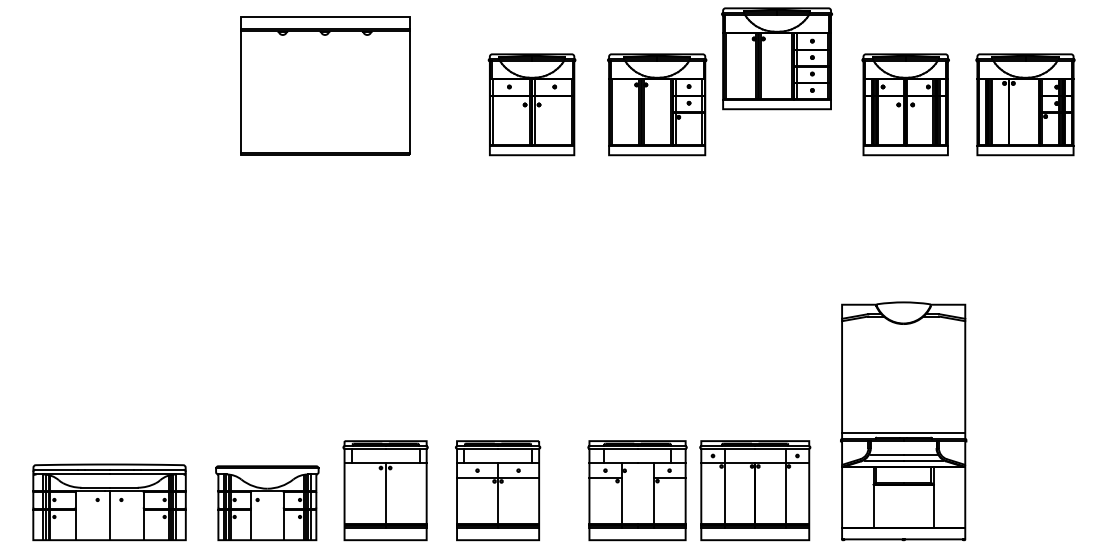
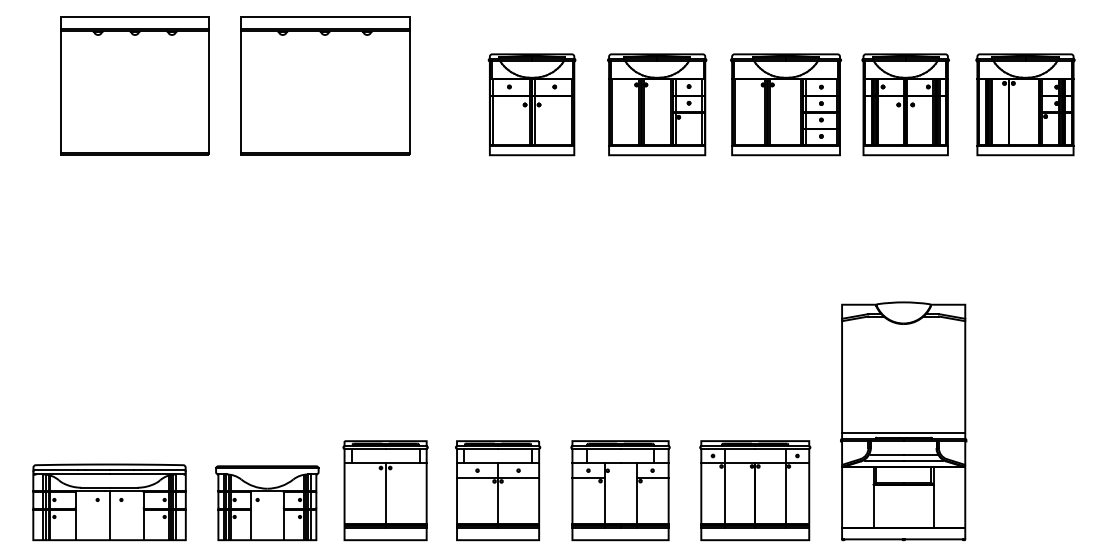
part position: (776, 58) -> (785, 104) (785, 104)
part: none -> present (134, 85)
part position: (637, 490) -> (620, 490) (620, 490)
